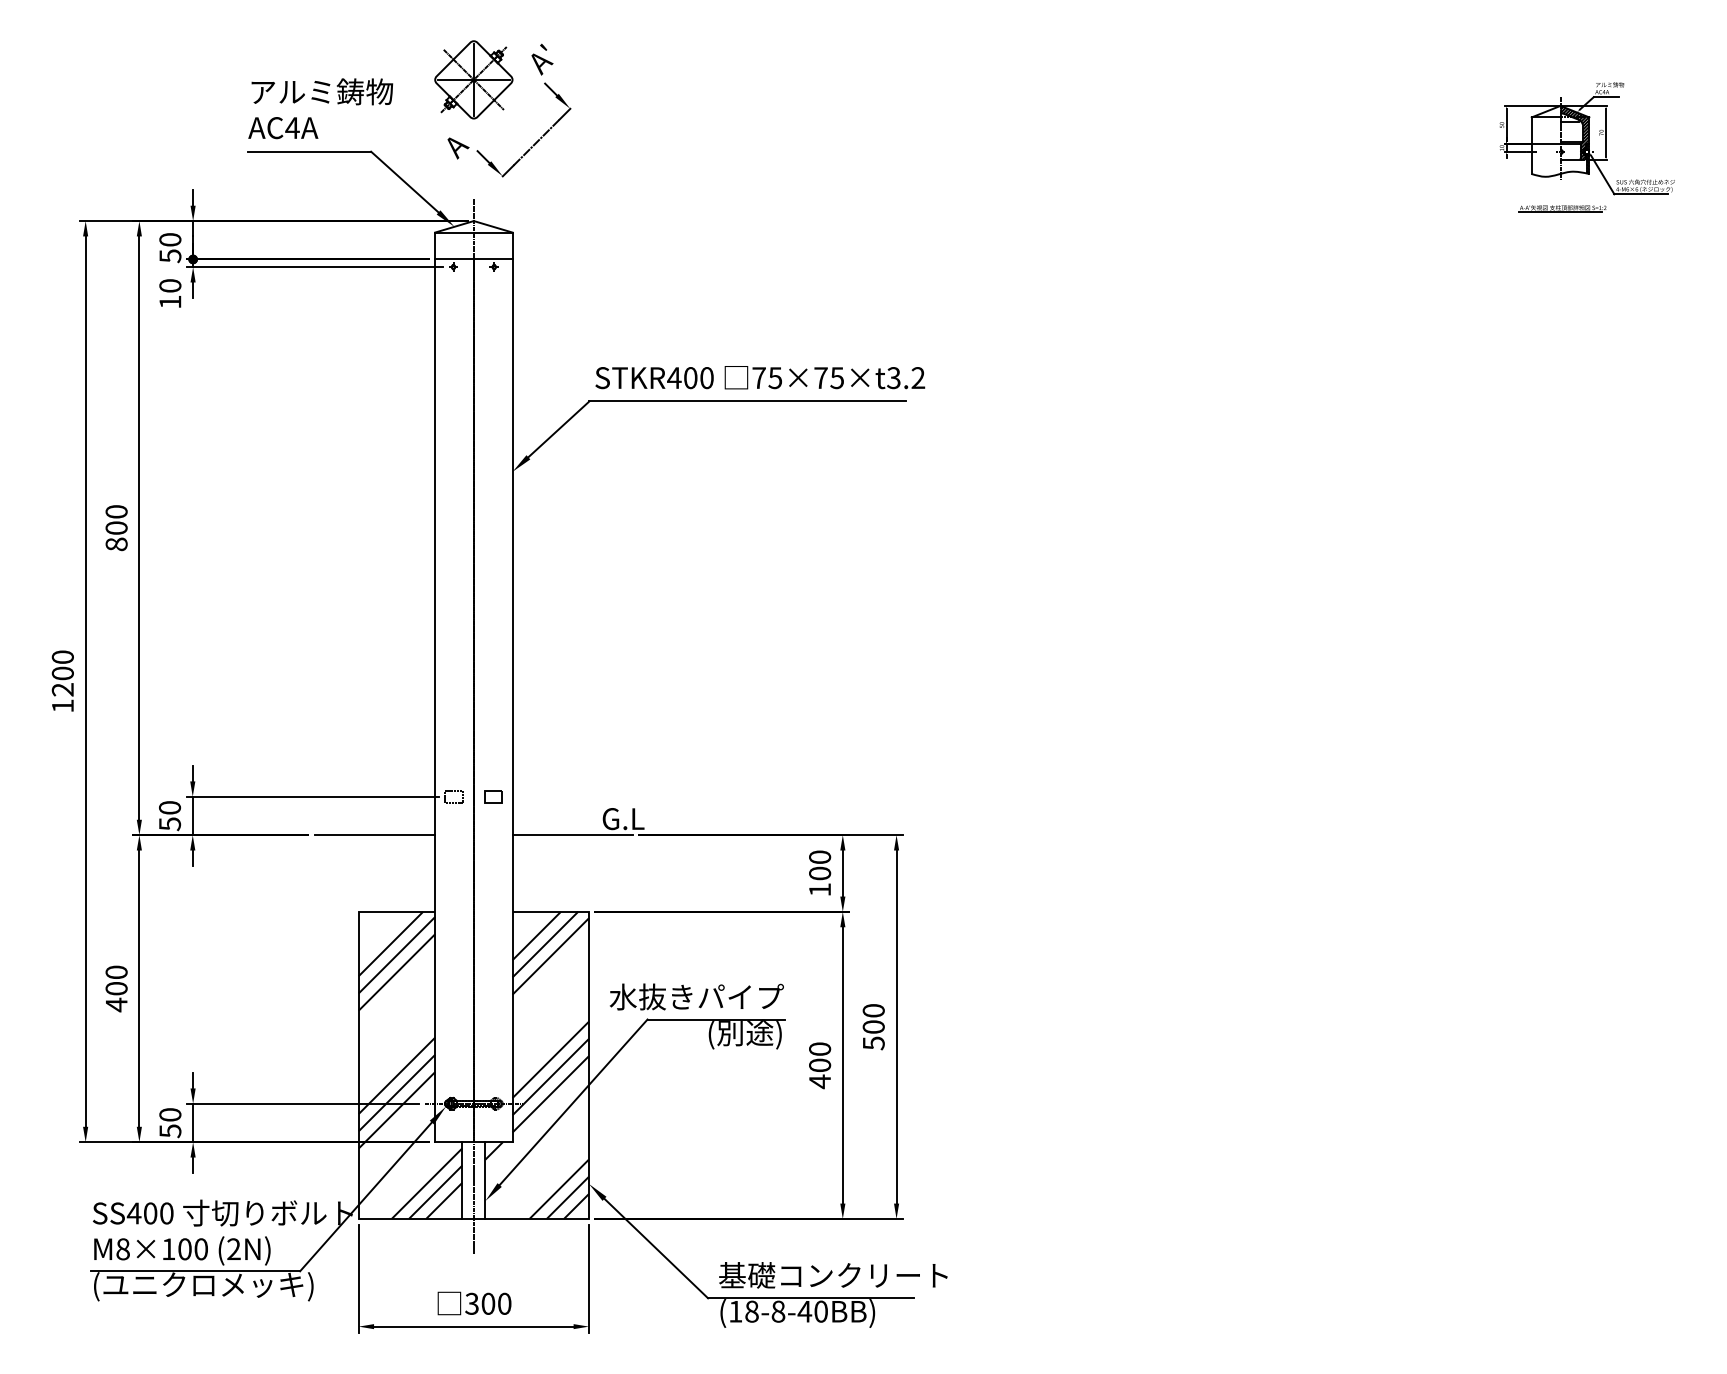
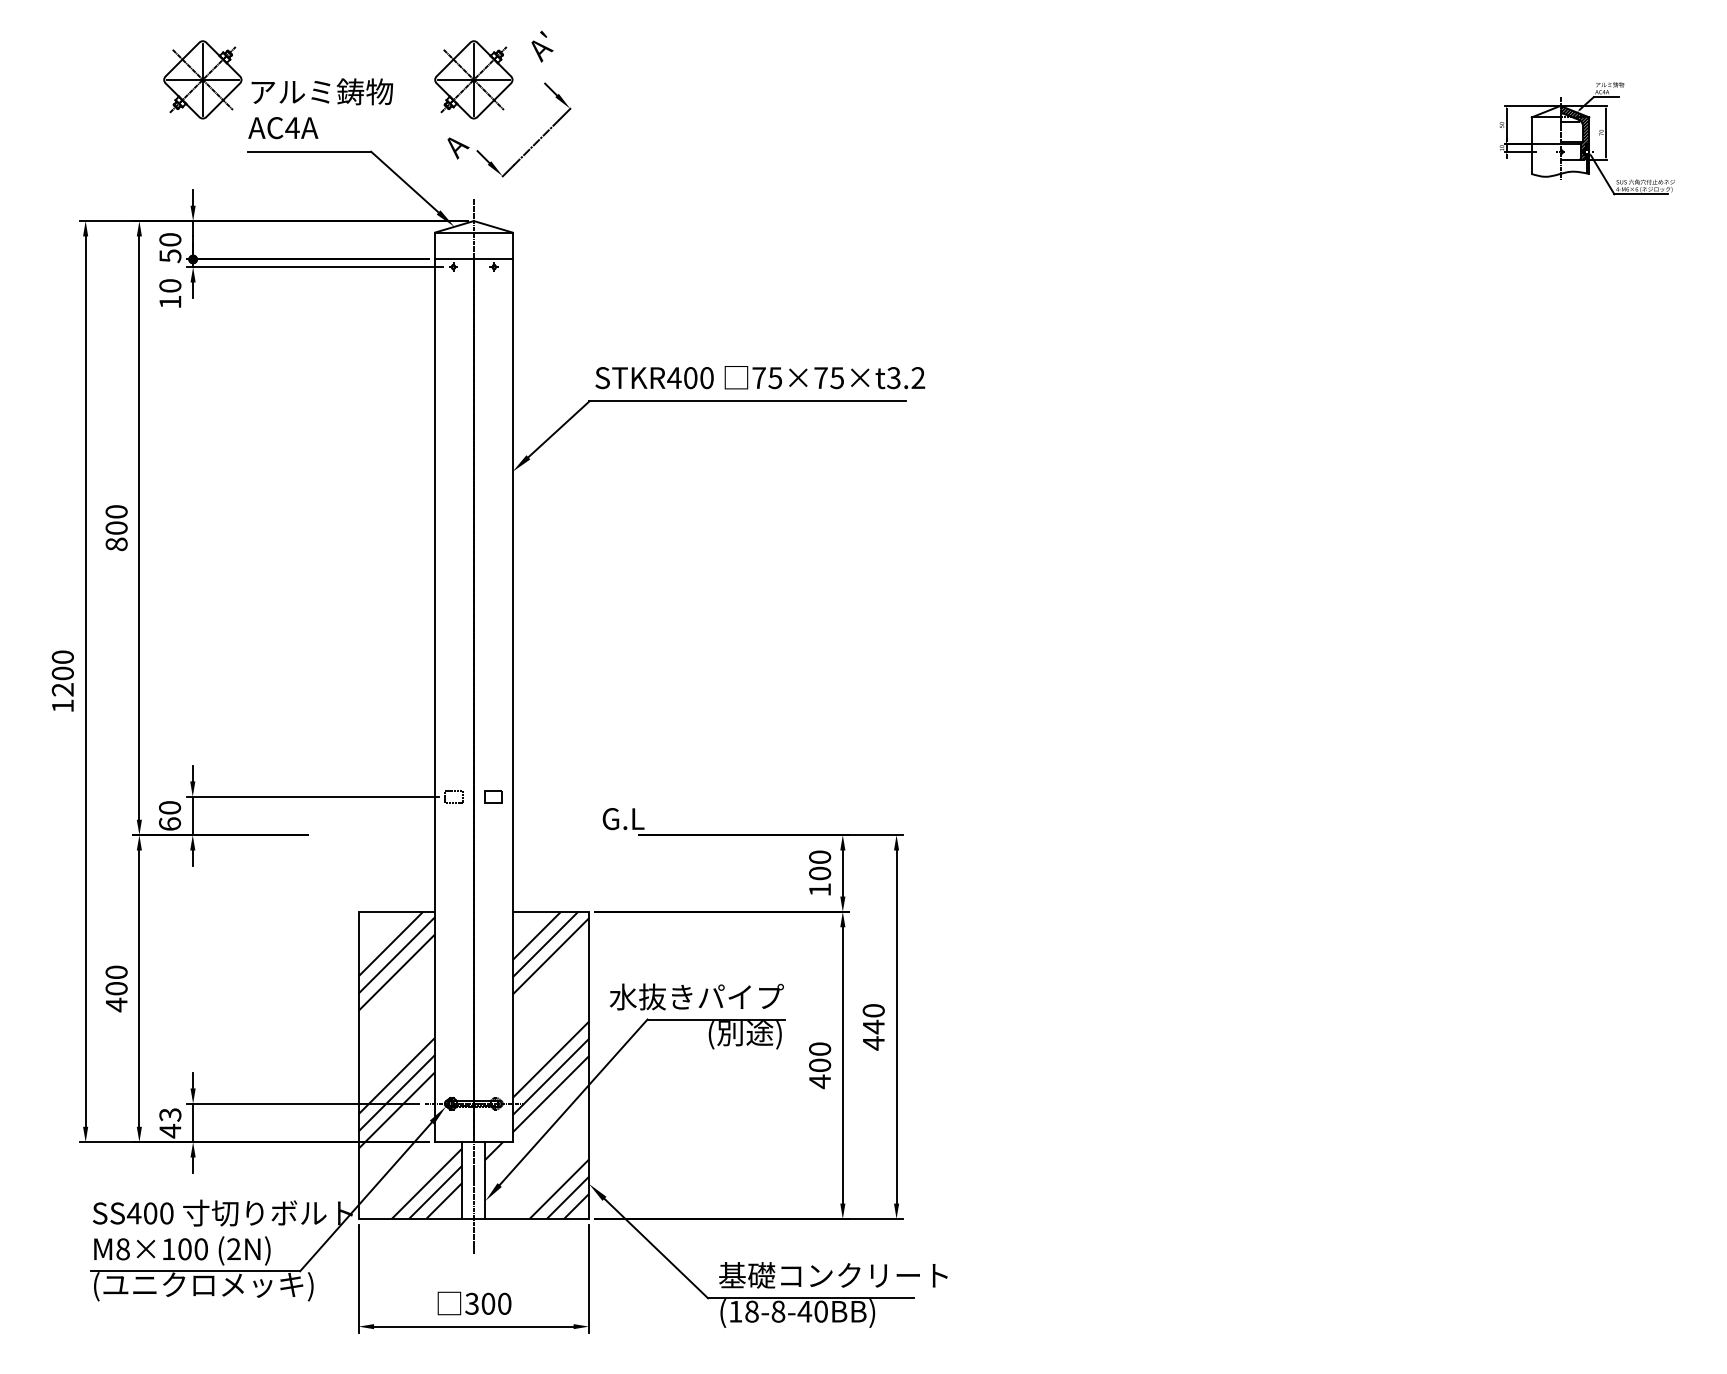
text position: (542, 59) -> (542, 46) (542, 46)
part: none -> present (202, 79)
part: present -> none (1562, 208)
text: 50 -> 60 (170, 824)
line: present -> none (374, 835)
line: present -> none (572, 835)
text: 500 -> 440 (873, 1034)
text: 50 -> 43 (170, 1123)
